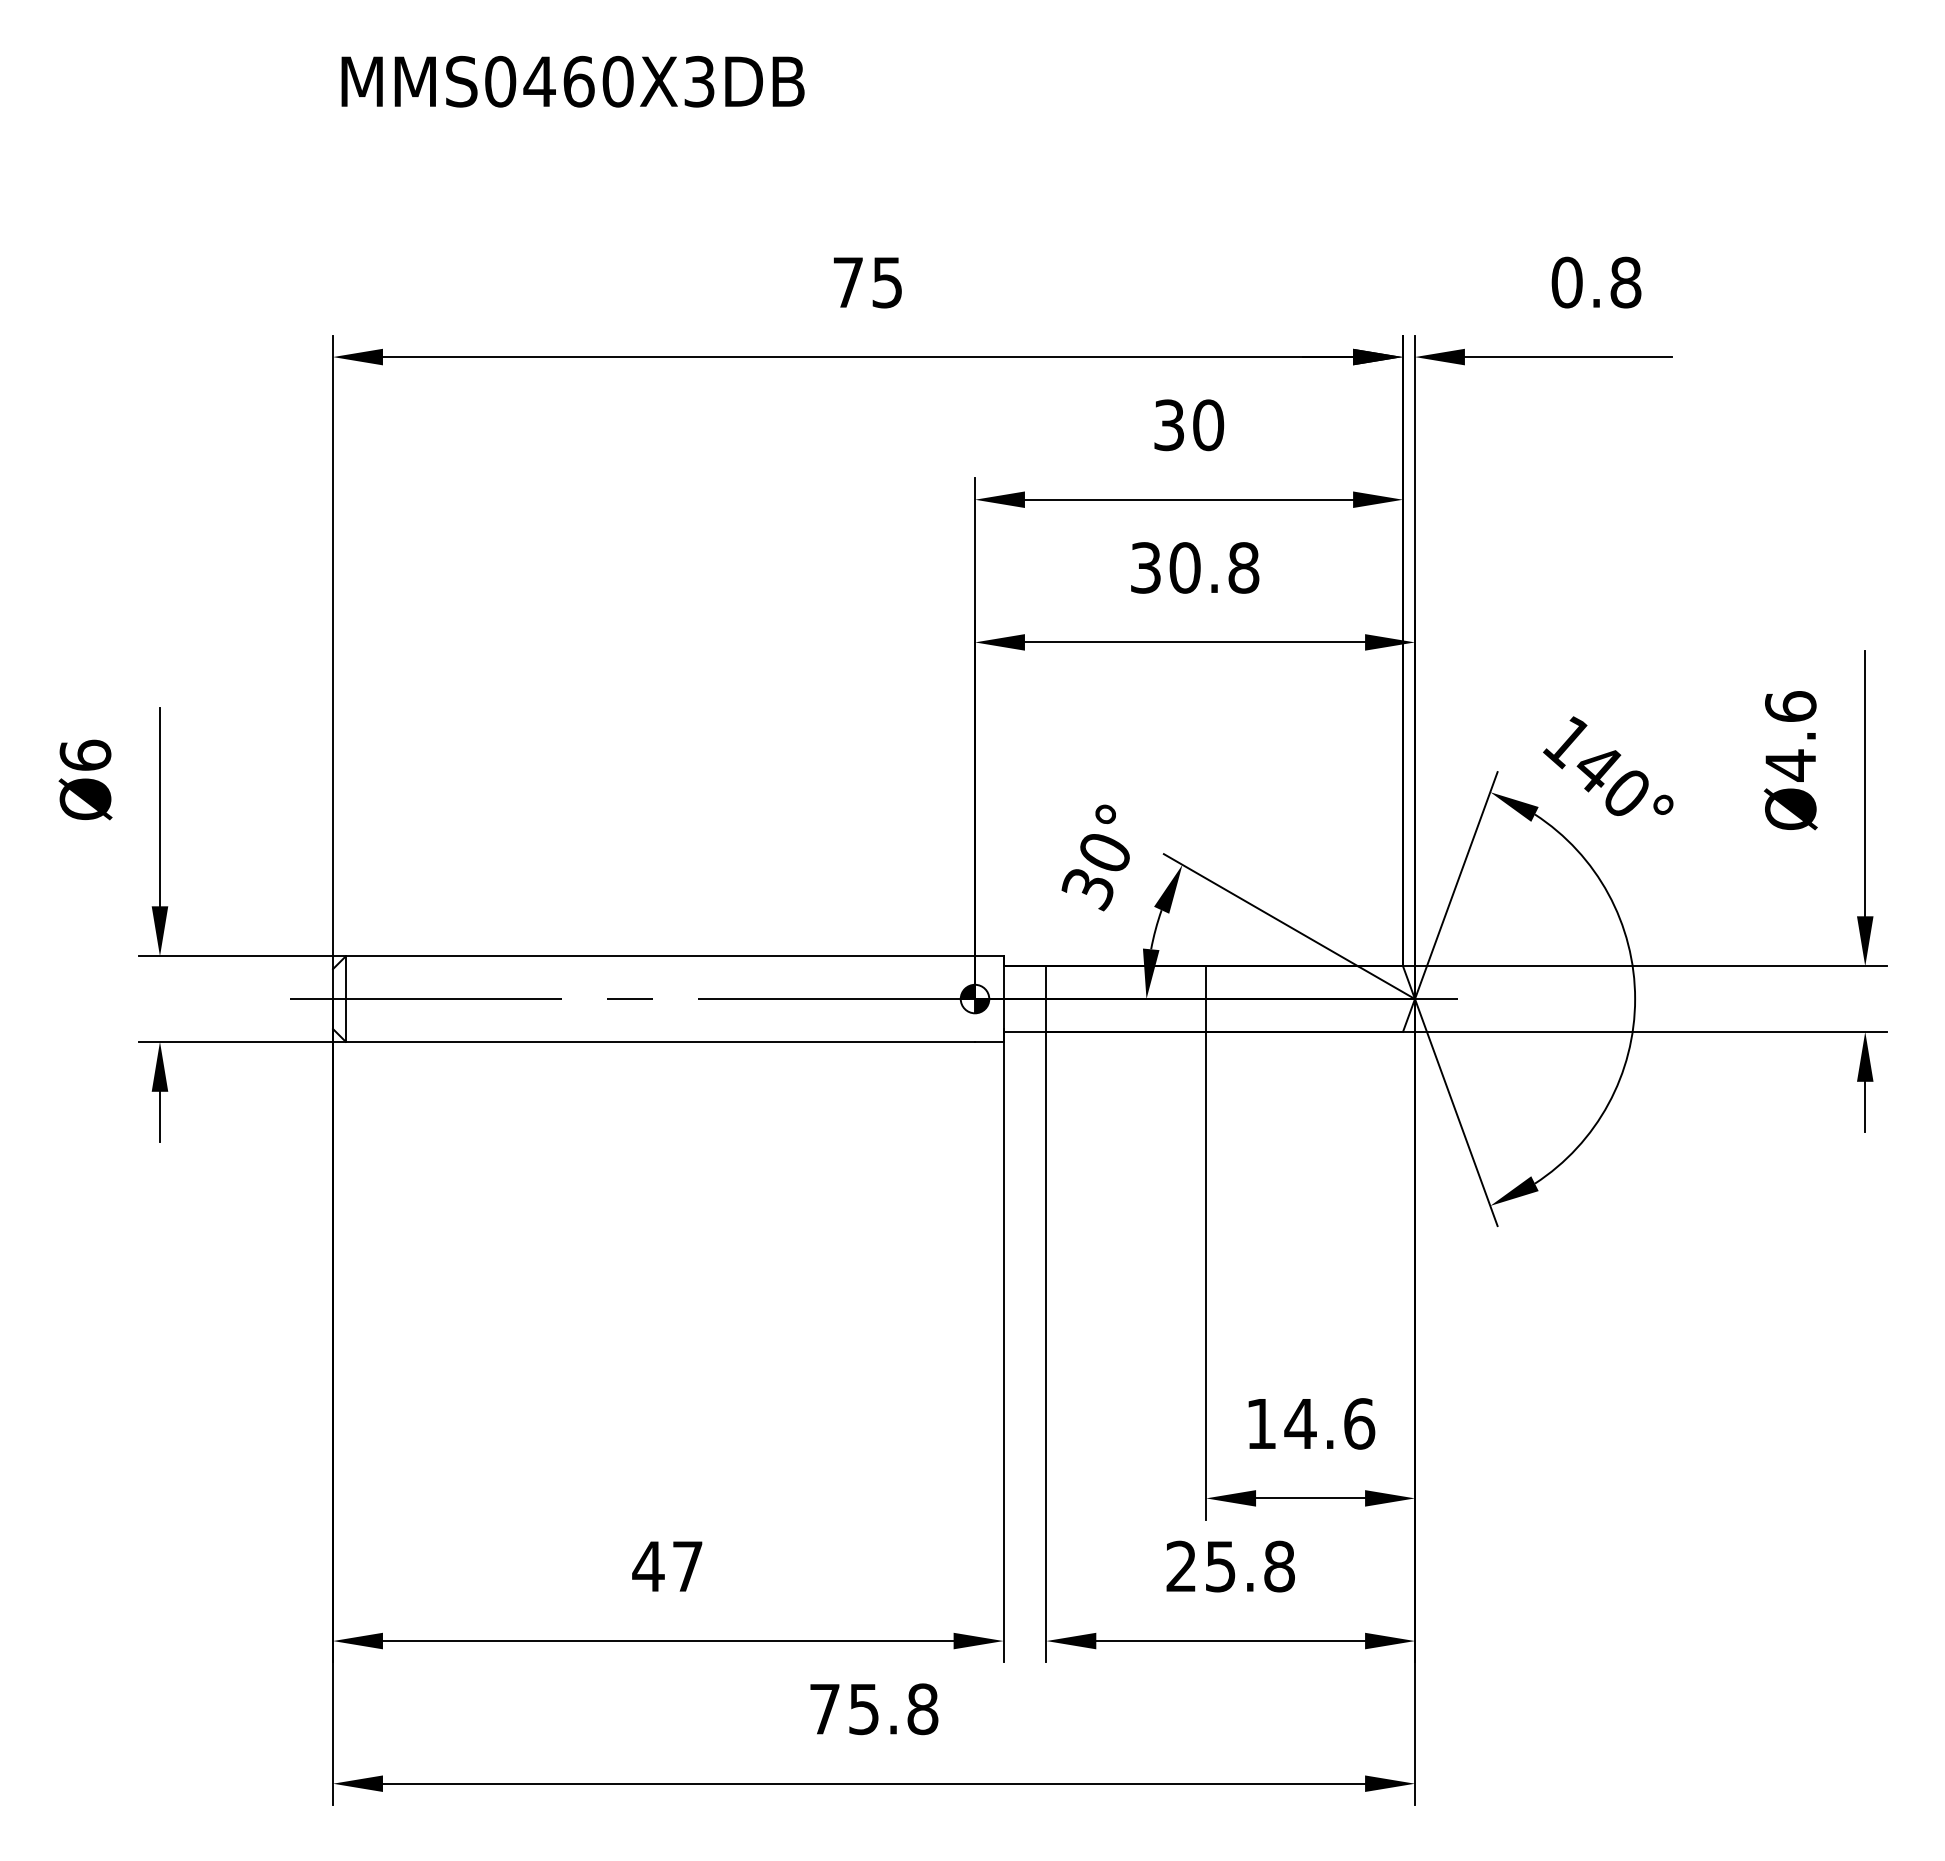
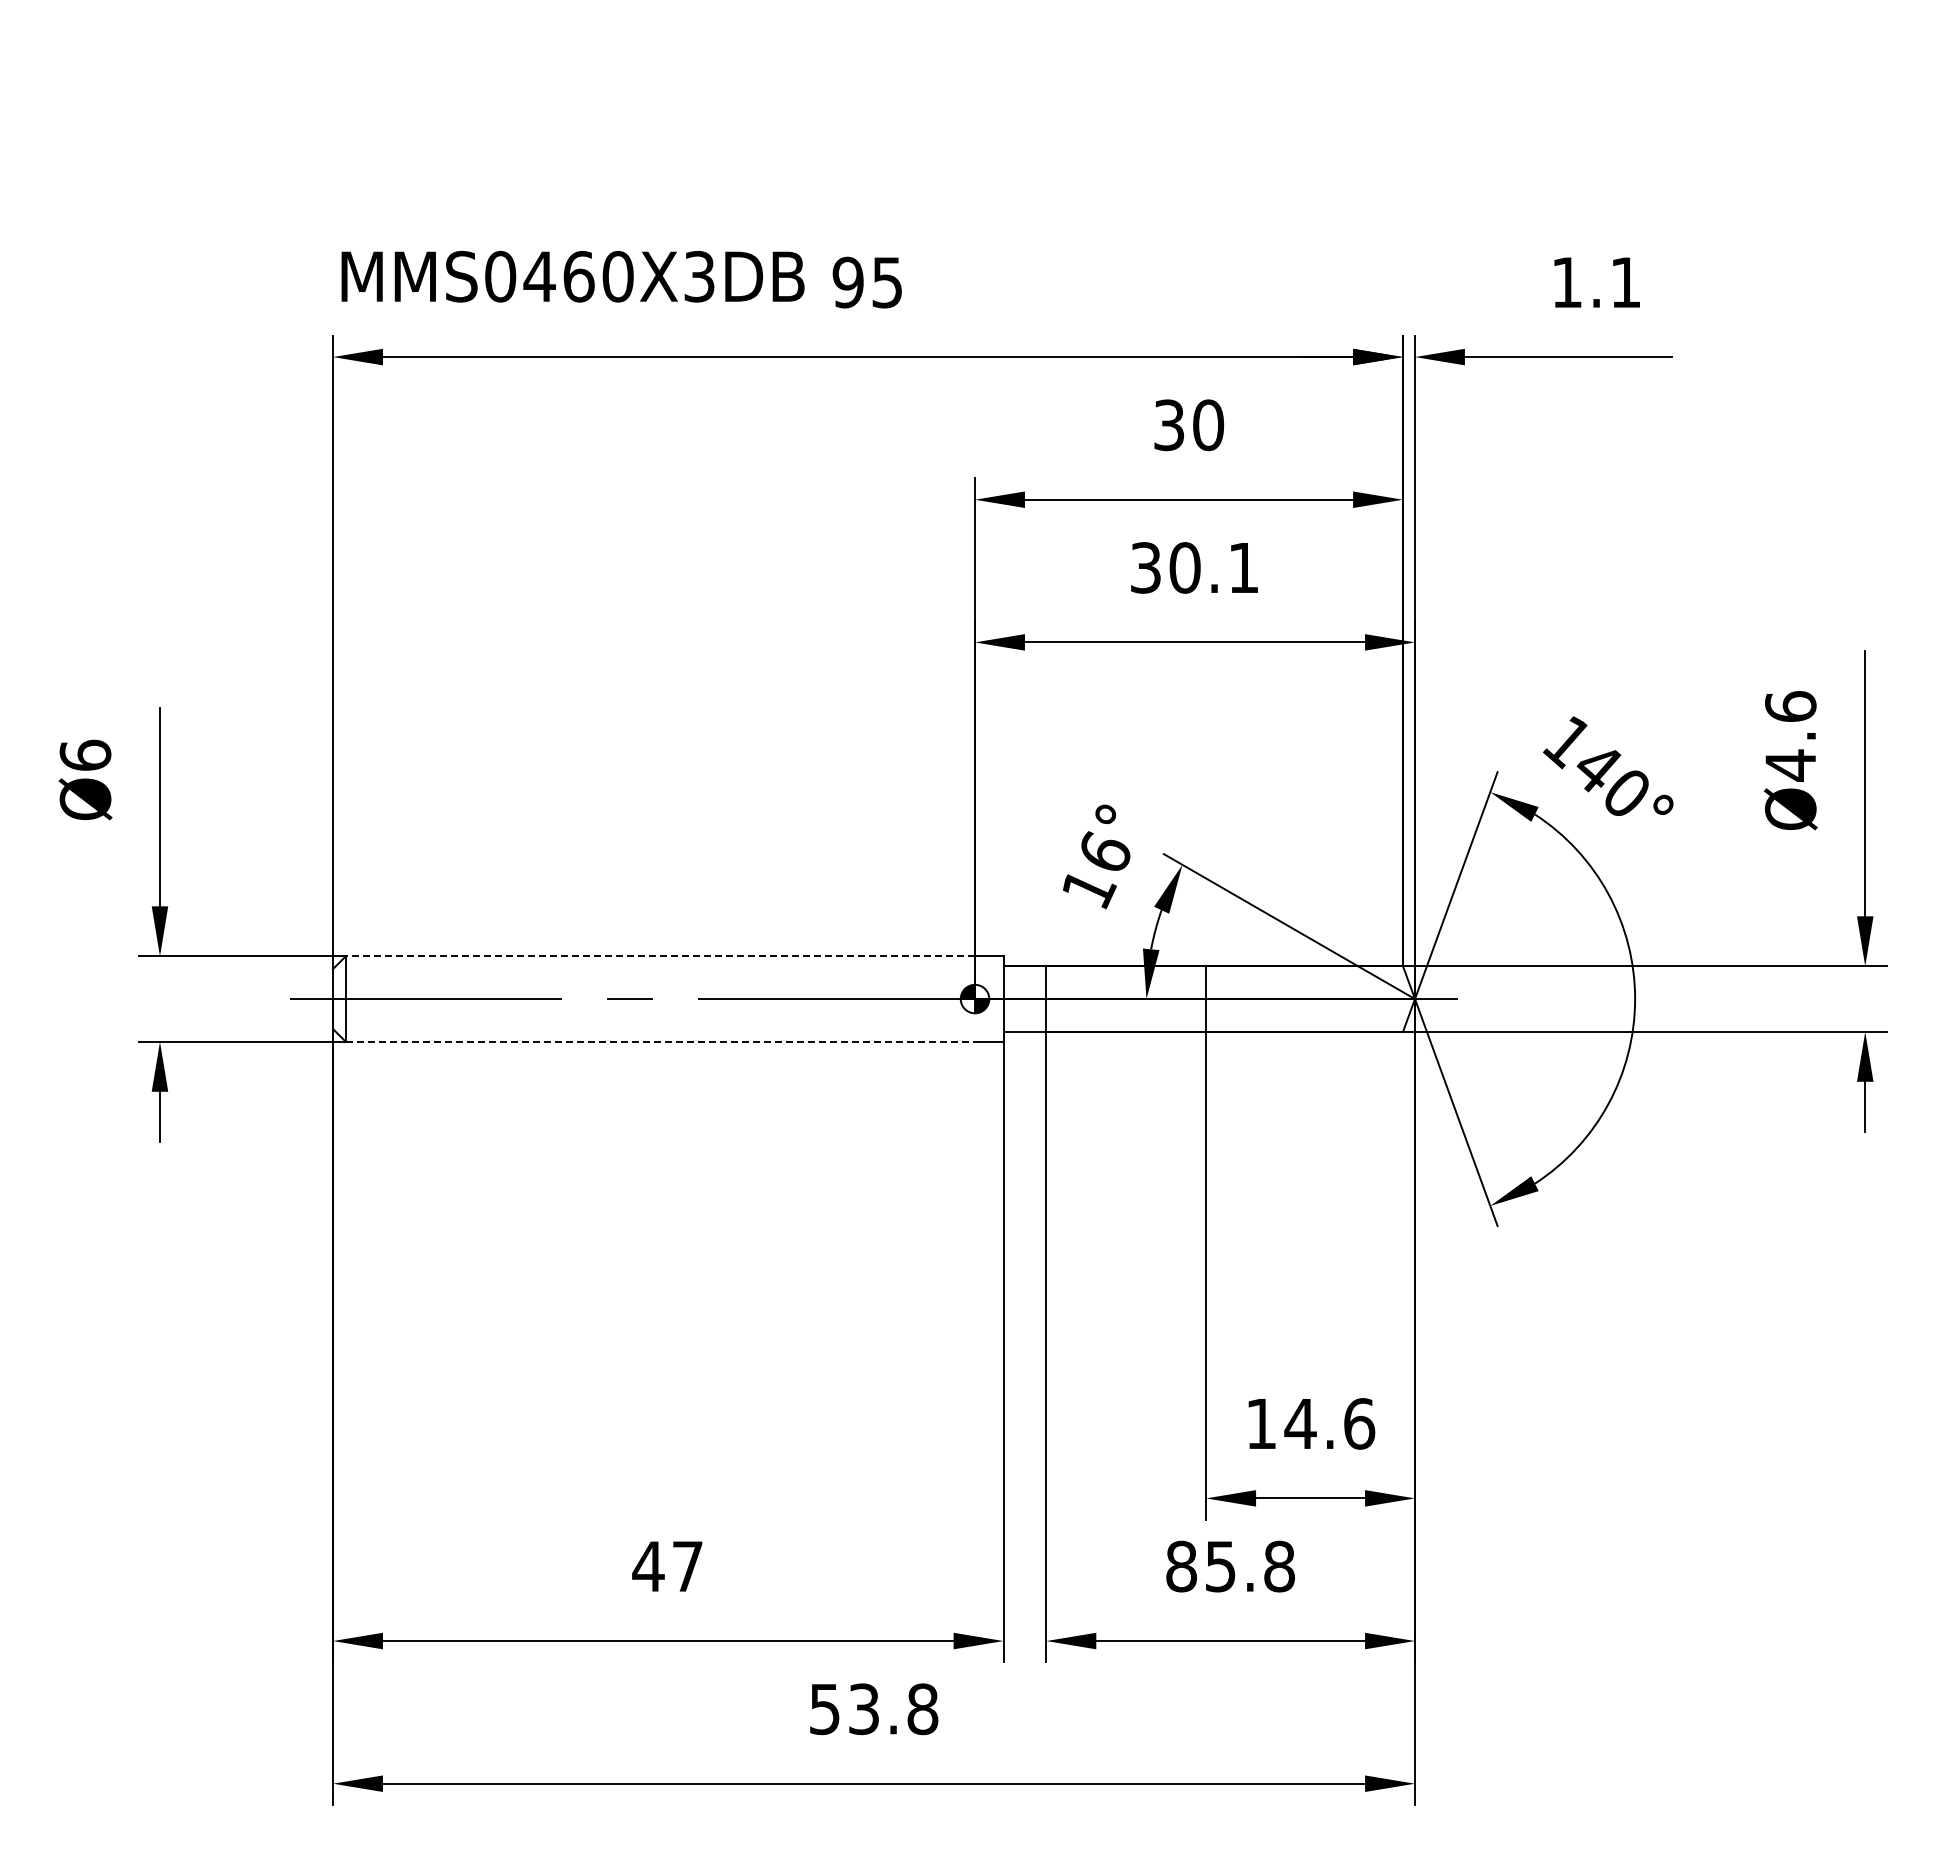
text position: (572, 81) -> (572, 276) (572, 276)
text: 75 -> 95 (847, 282)
text: 0.8 -> 1.1 (1596, 282)
text: 30.8 -> 30.1 (1243, 567)
text: 30° -> 16° (1095, 871)
line: solid -> dashed (660, 956)
line: solid -> dashed (660, 1041)
text: 25.8 -> 85.8 (1181, 1566)
text: 75.8 -> 53.8 (844, 1709)
